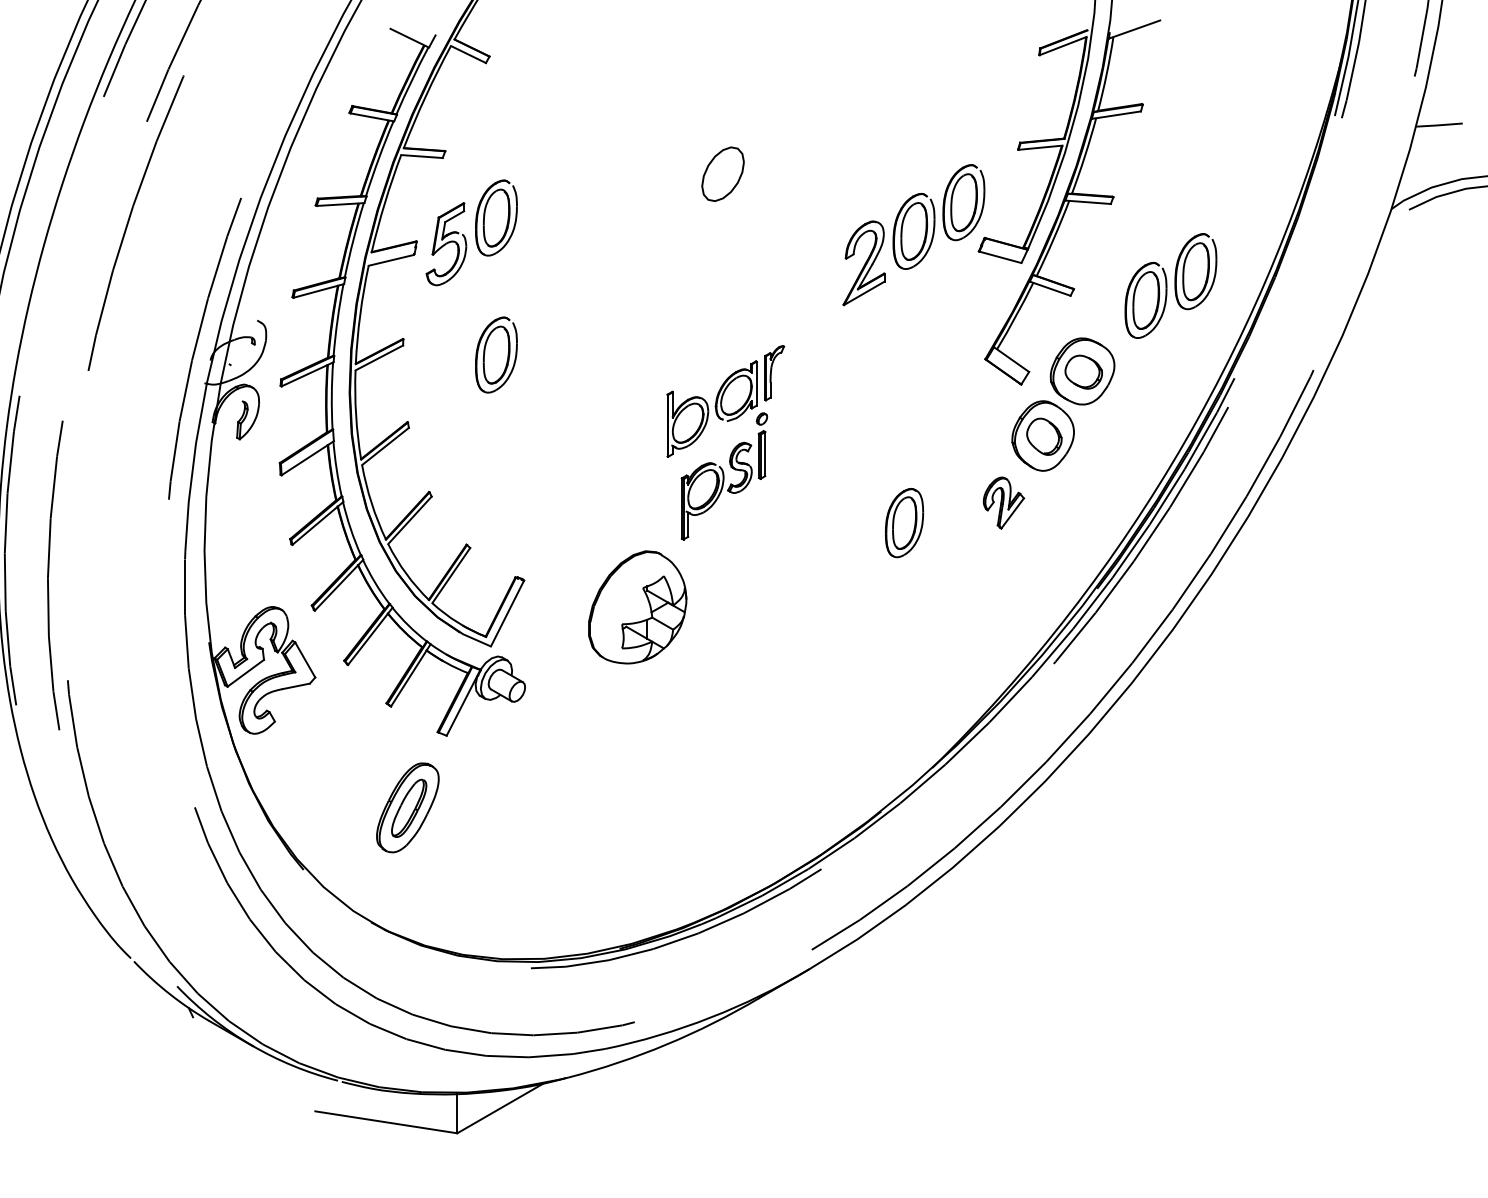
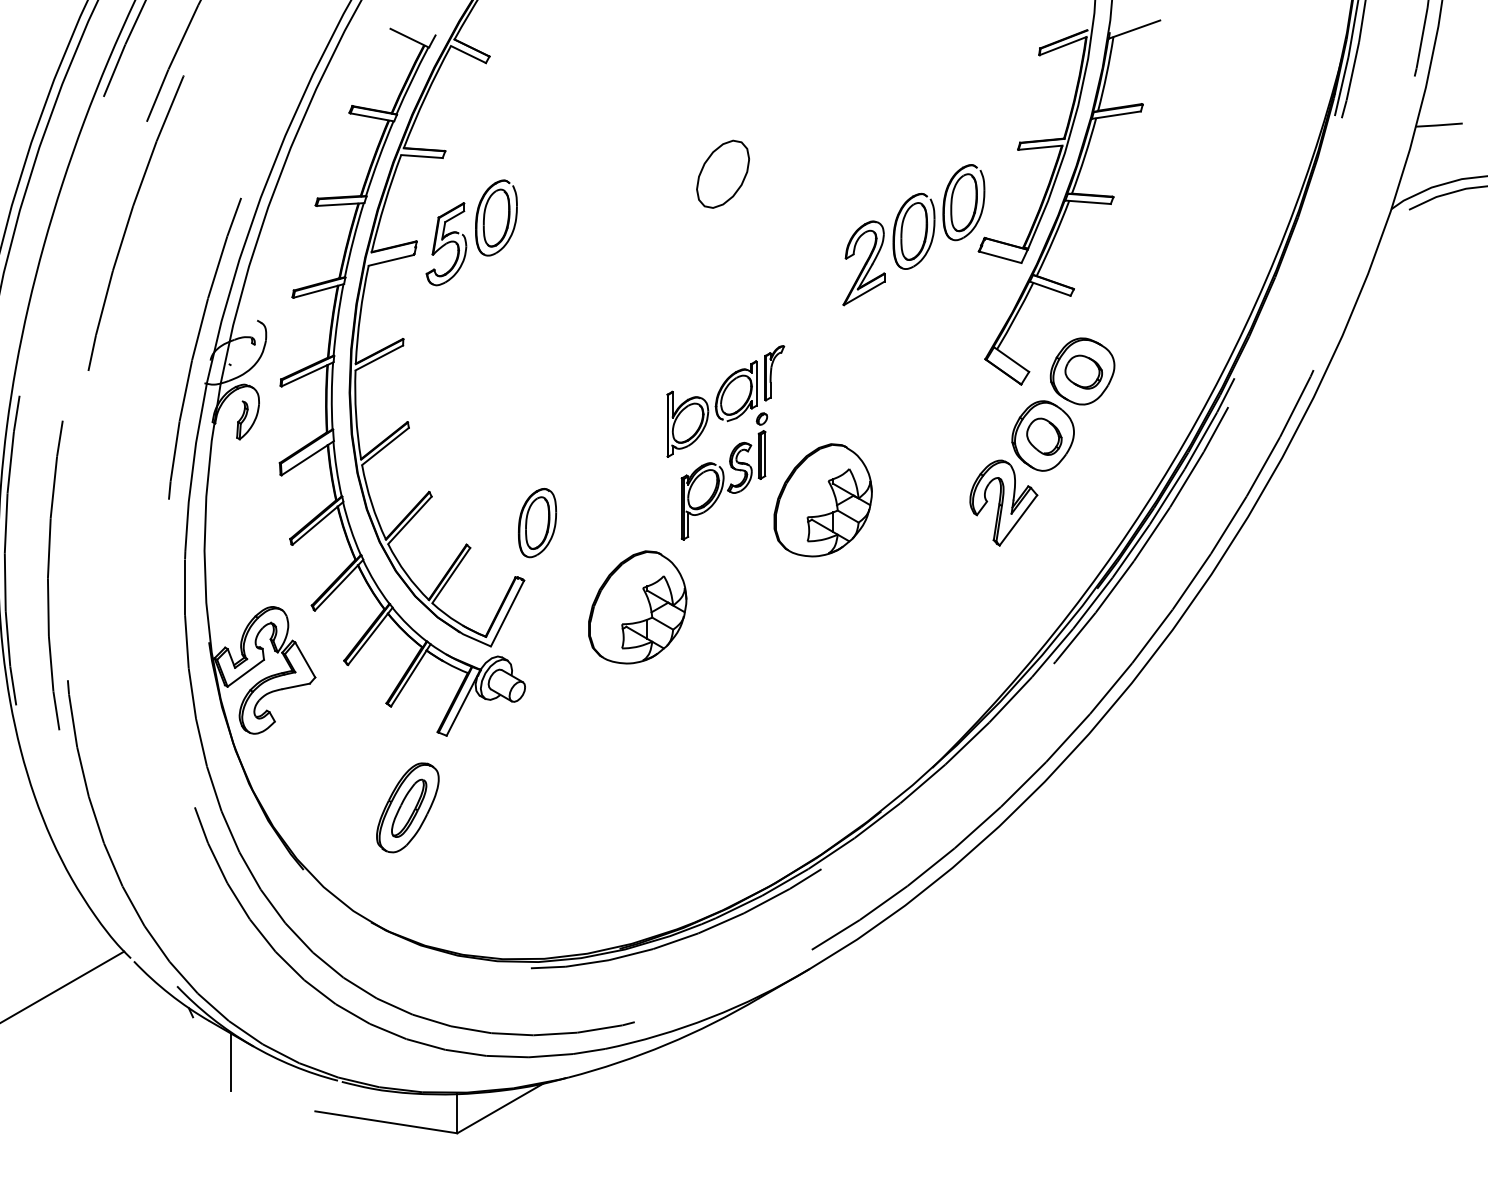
part size: 44x56 px -> 54x70 px (722, 173)
part: present -> none (1170, 285)
part: present -> none (496, 354)
part: none -> present (822, 500)
part size: 44x54 px -> 70x88 px (1003, 502)
part position: (904, 523) -> (537, 523) (537, 523)
line: none -> present (63, 986)
line: none -> present (230, 1061)
